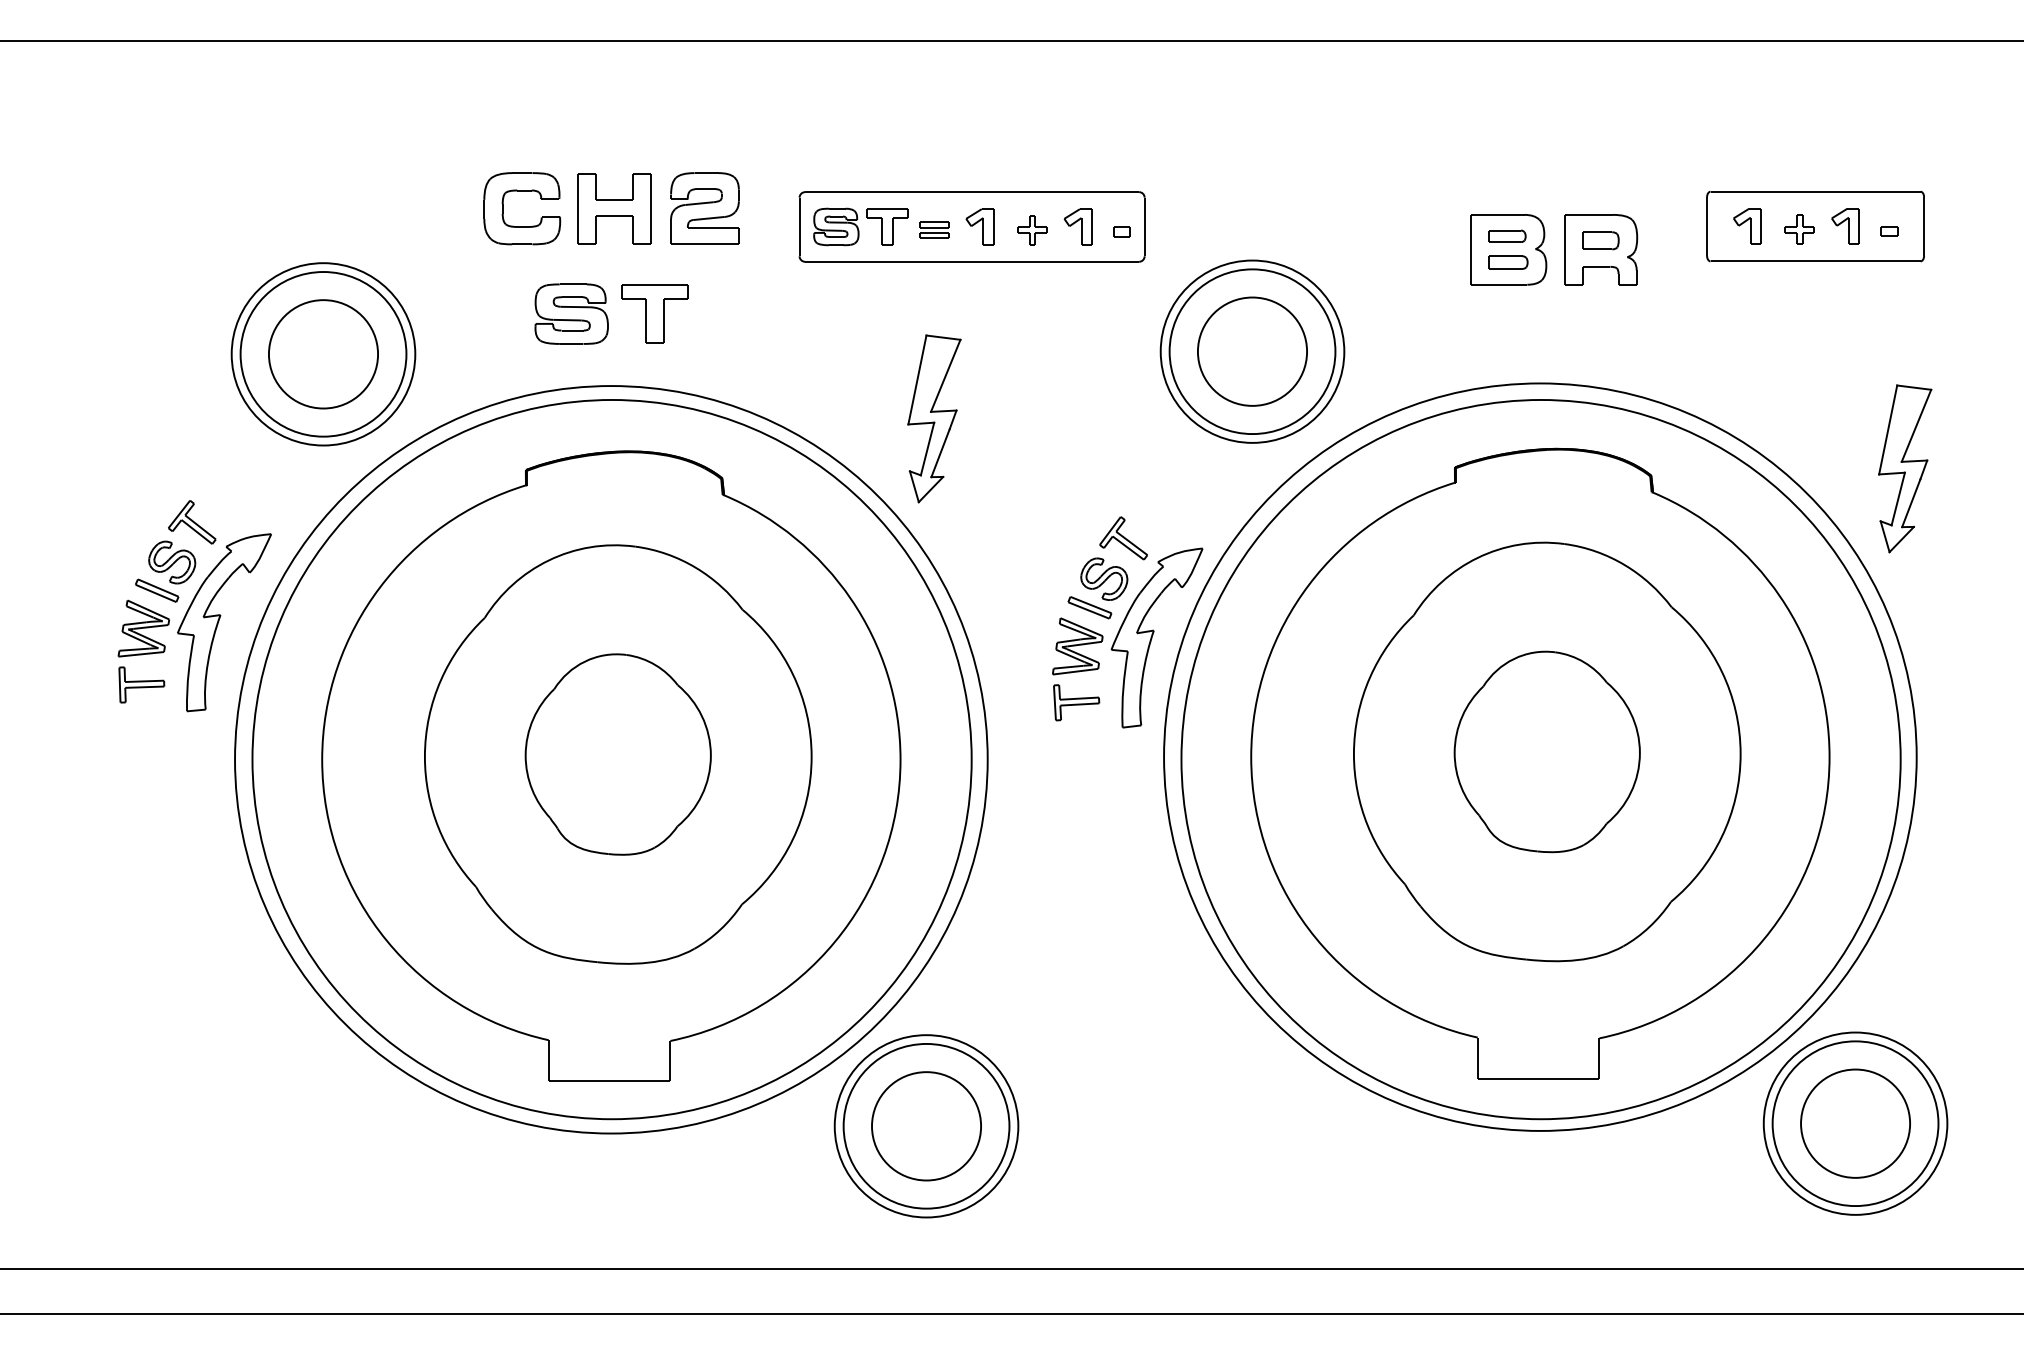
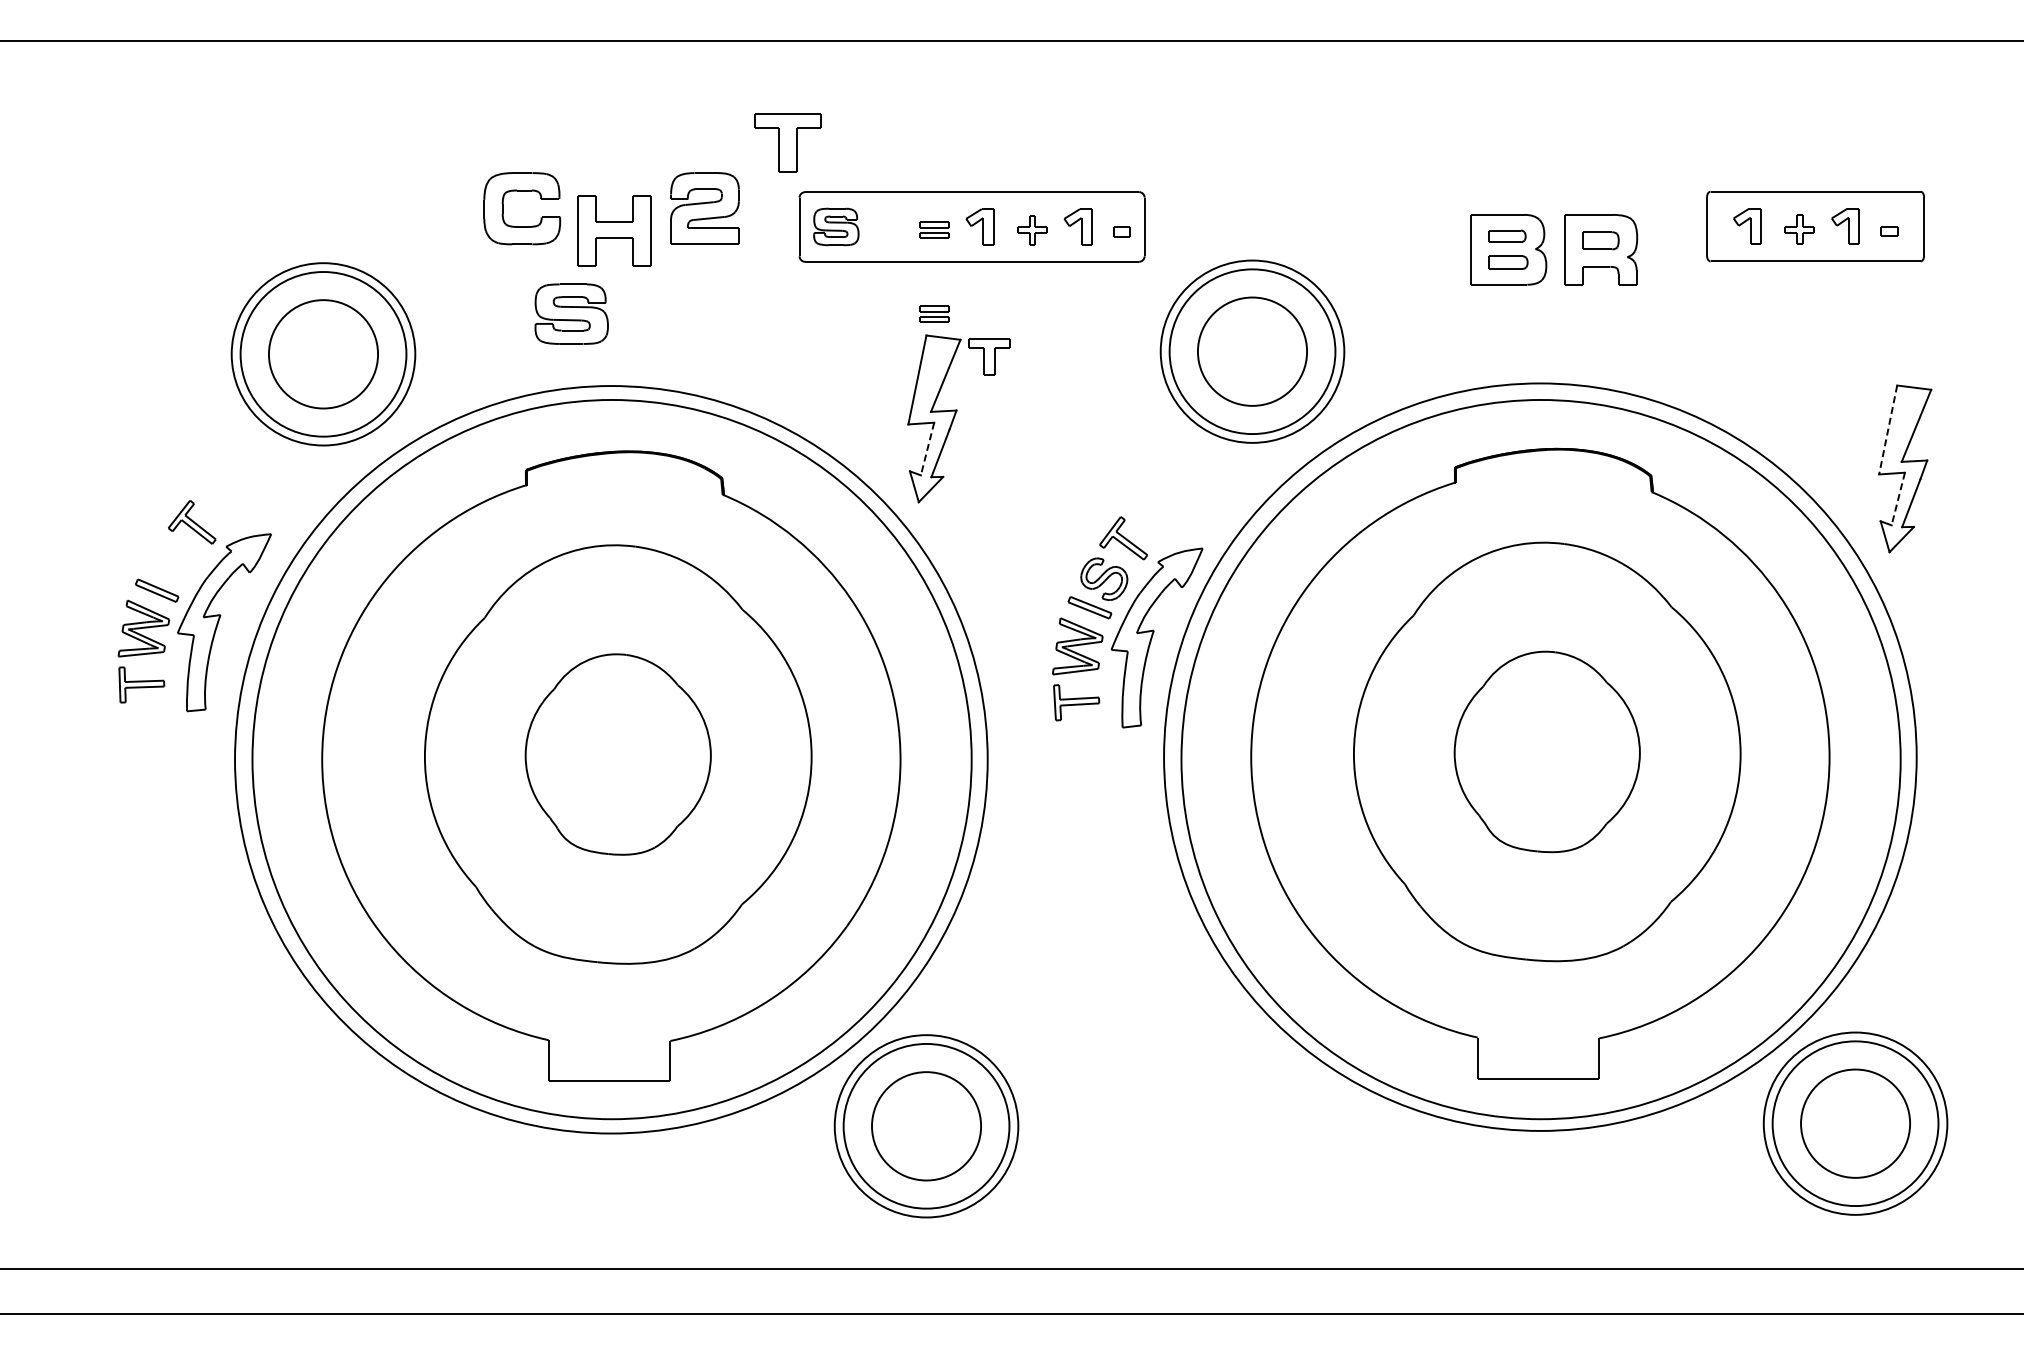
part position: (614, 208) -> (614, 230) (614, 230)
part position: (887, 226) -> (989, 356) (989, 356)
part position: (654, 313) -> (787, 142) (787, 142)
part: none -> present (934, 313)
line: solid -> dashed (1888, 430)
line: solid -> dashed (927, 449)
line: solid -> dashed (1898, 499)
part: present -> none (172, 562)
